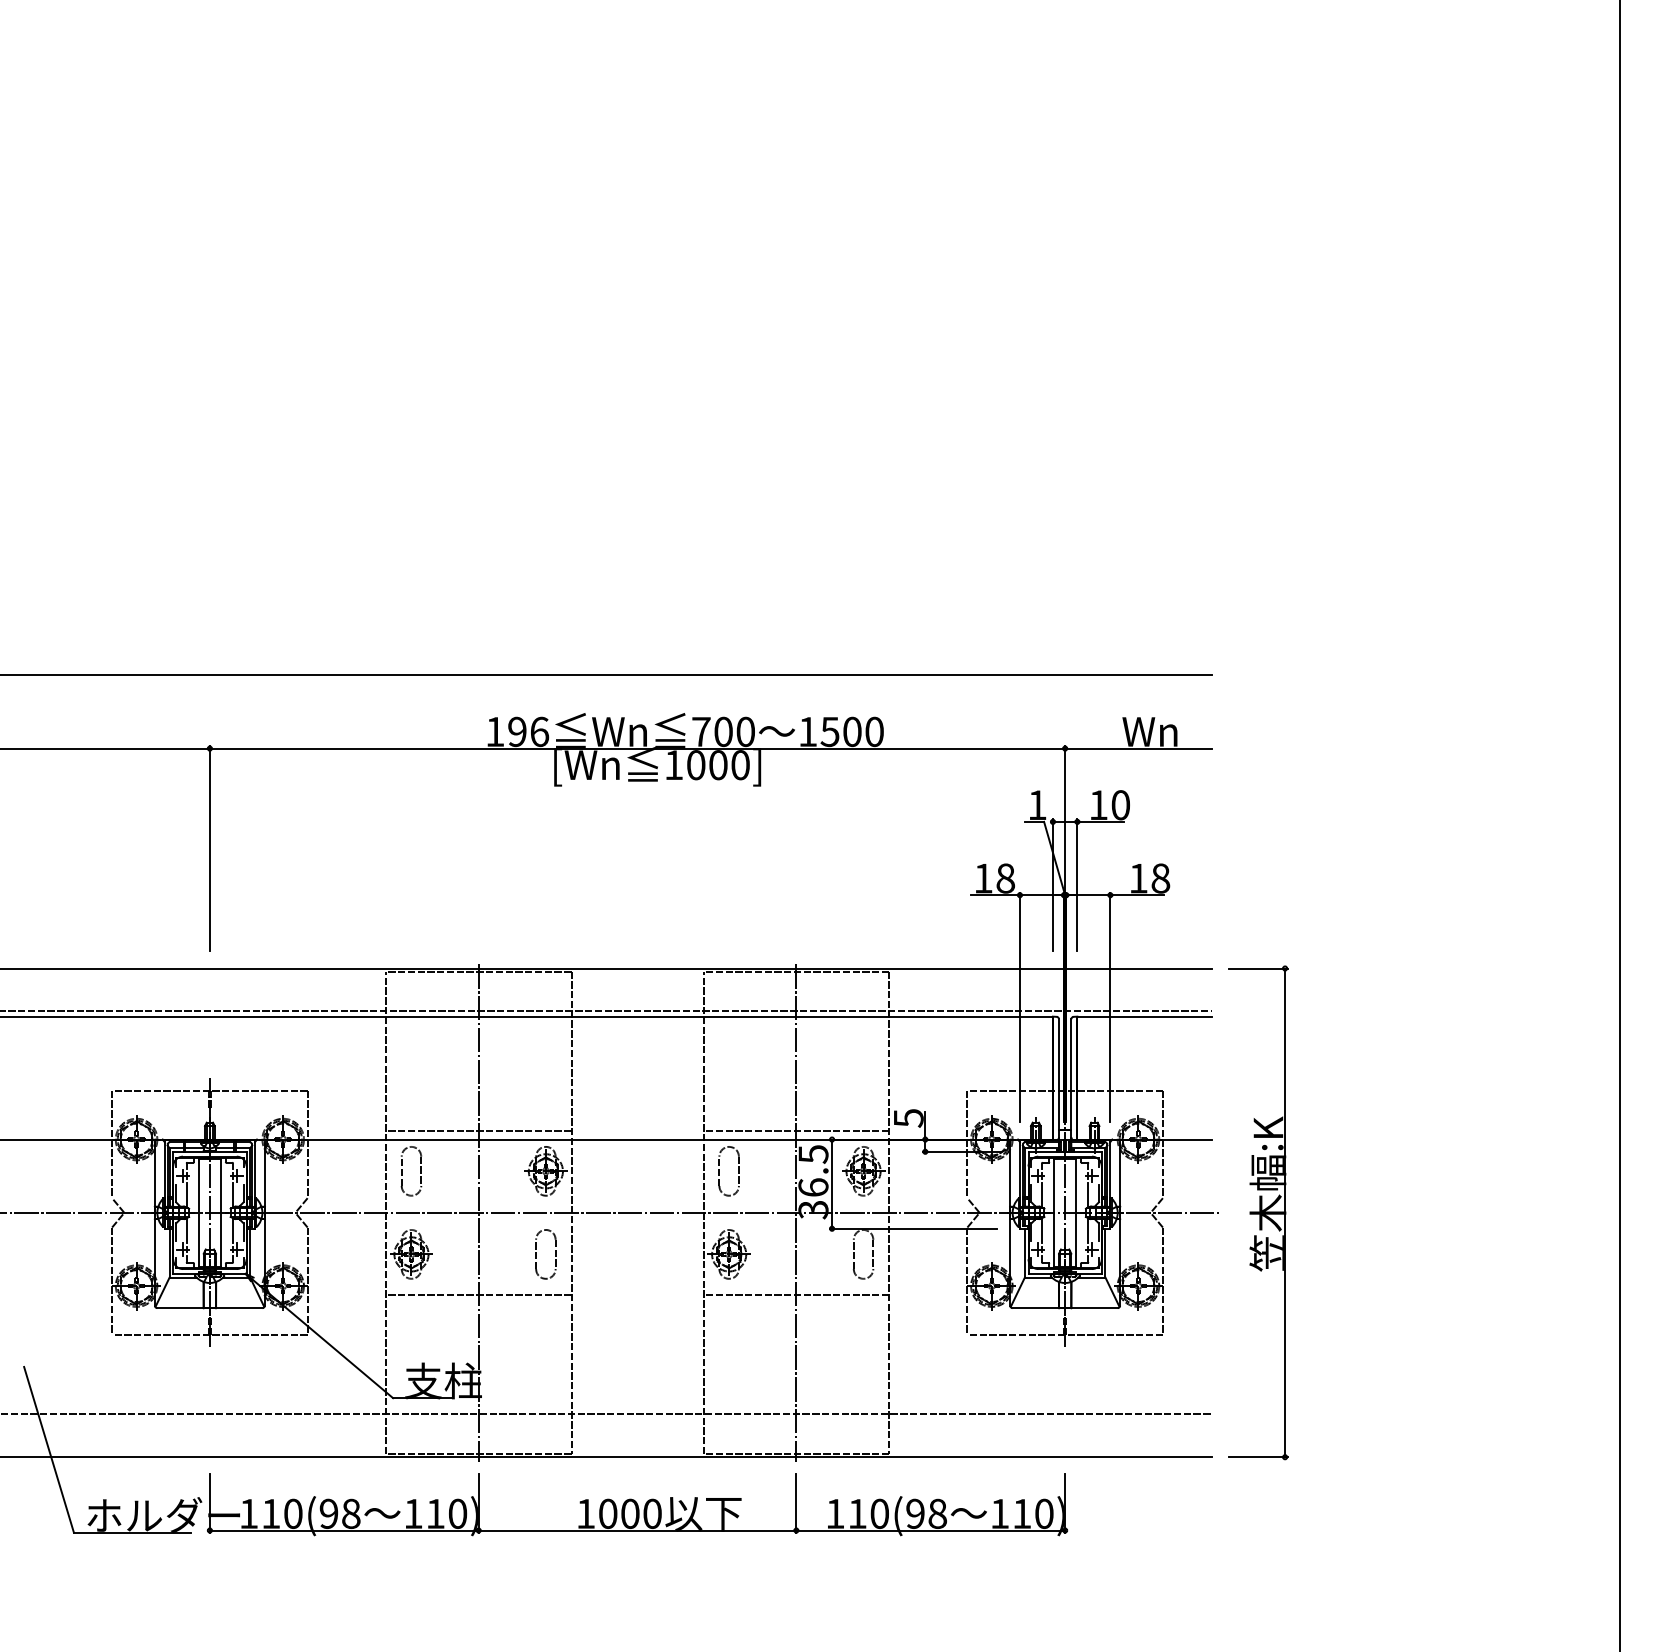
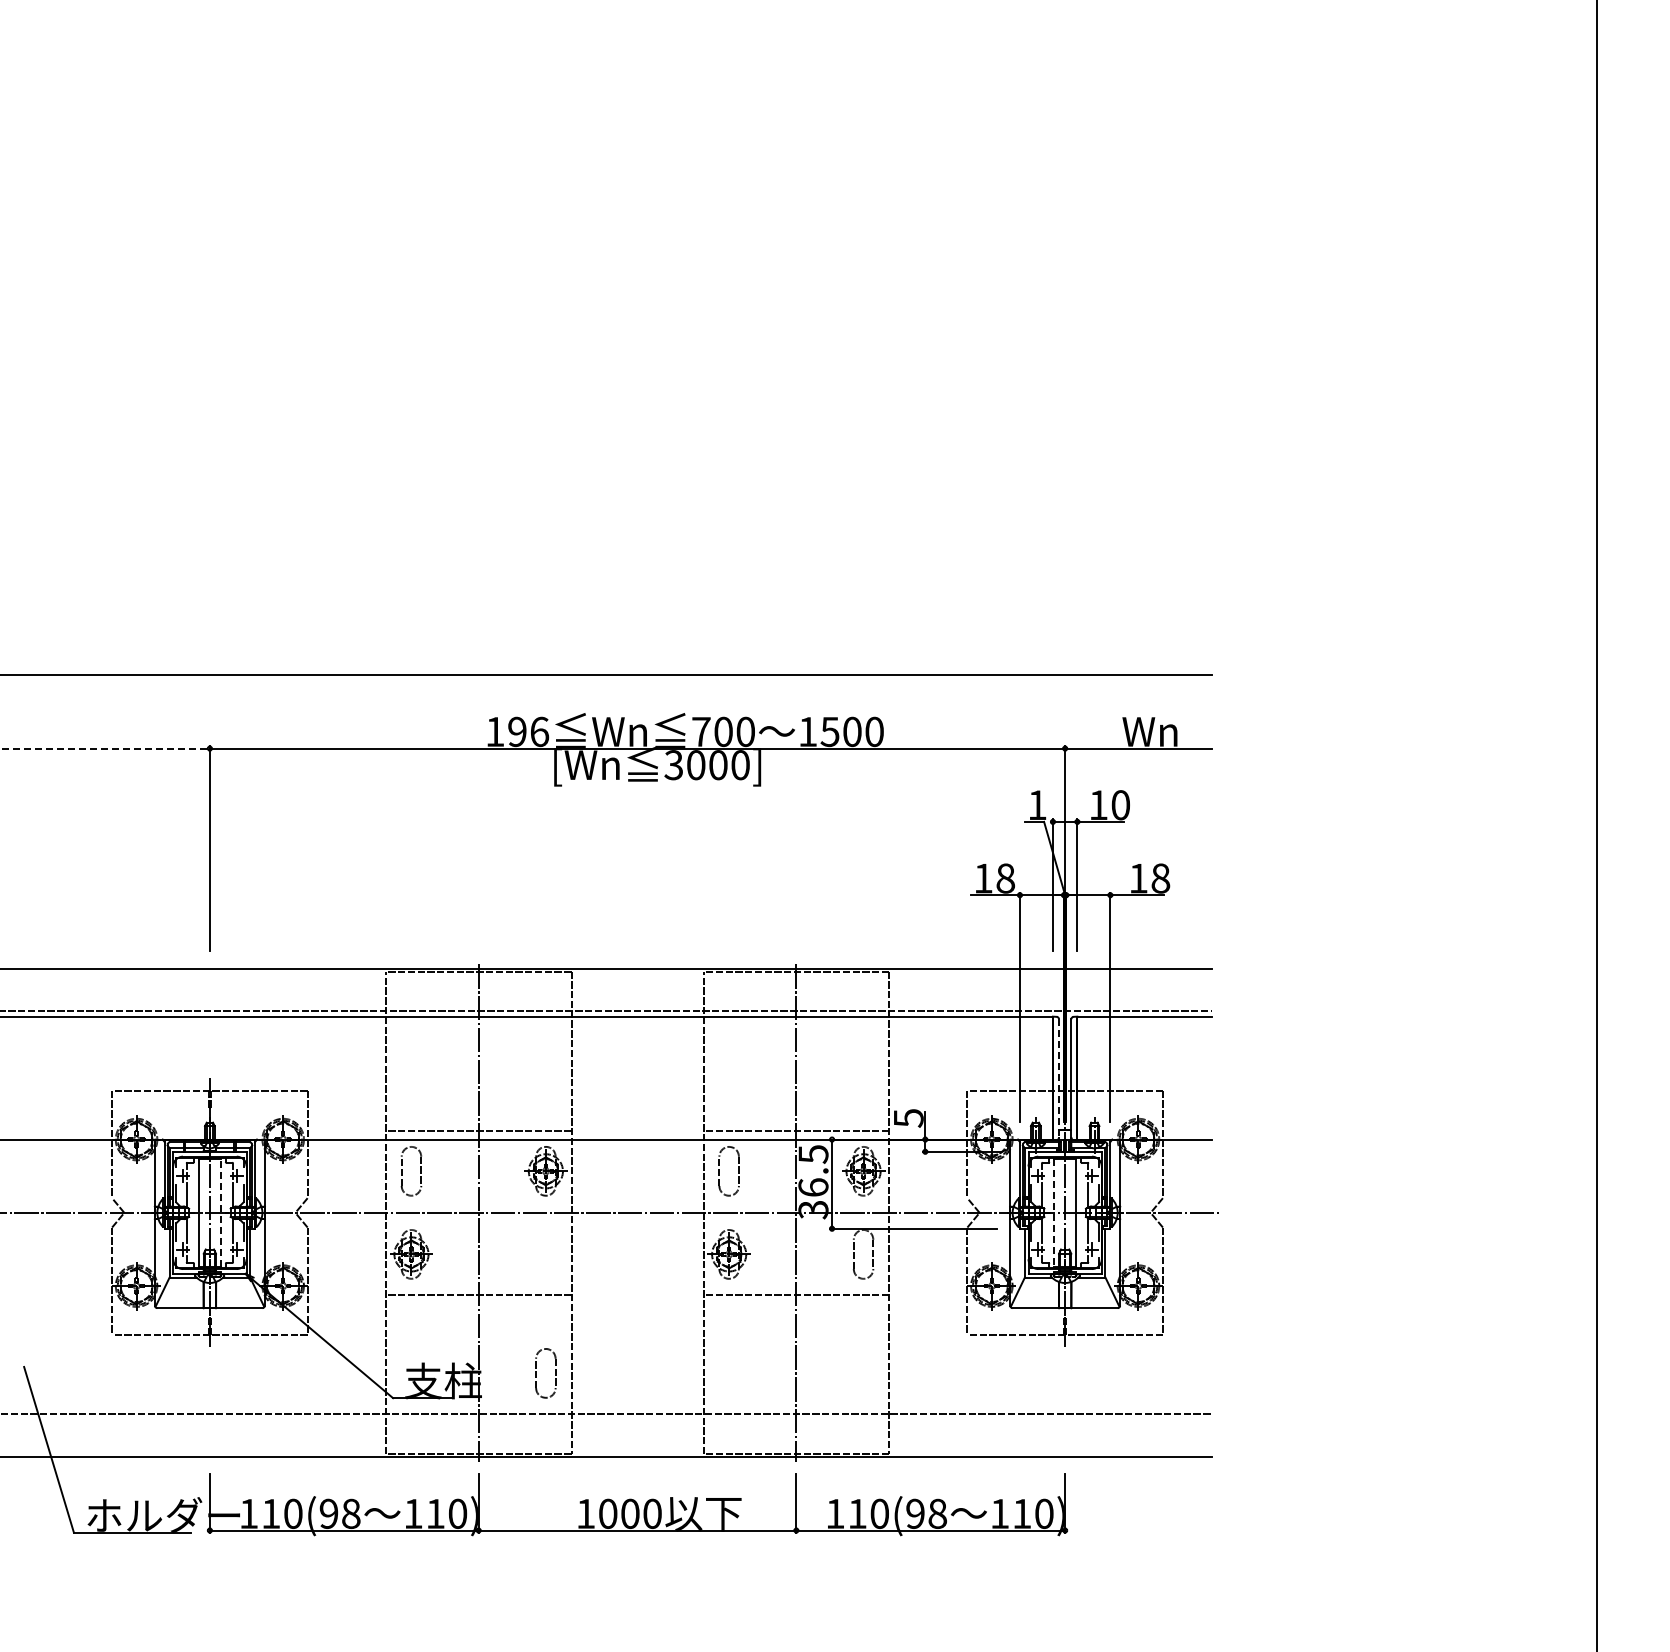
line: solid -> dashed (104, 748)
text: 1000] -> 3000] (673, 765)
line position: (1619, 825) -> (1596, 825) (1596, 825)
line: solid -> dashed (1059, 1078)
line: solid -> dashed (220, 1212)
line: solid -> dashed (1054, 1212)
part: present -> none (1258, 1212)
part position: (536, 1254) -> (536, 1373) (536, 1373)
